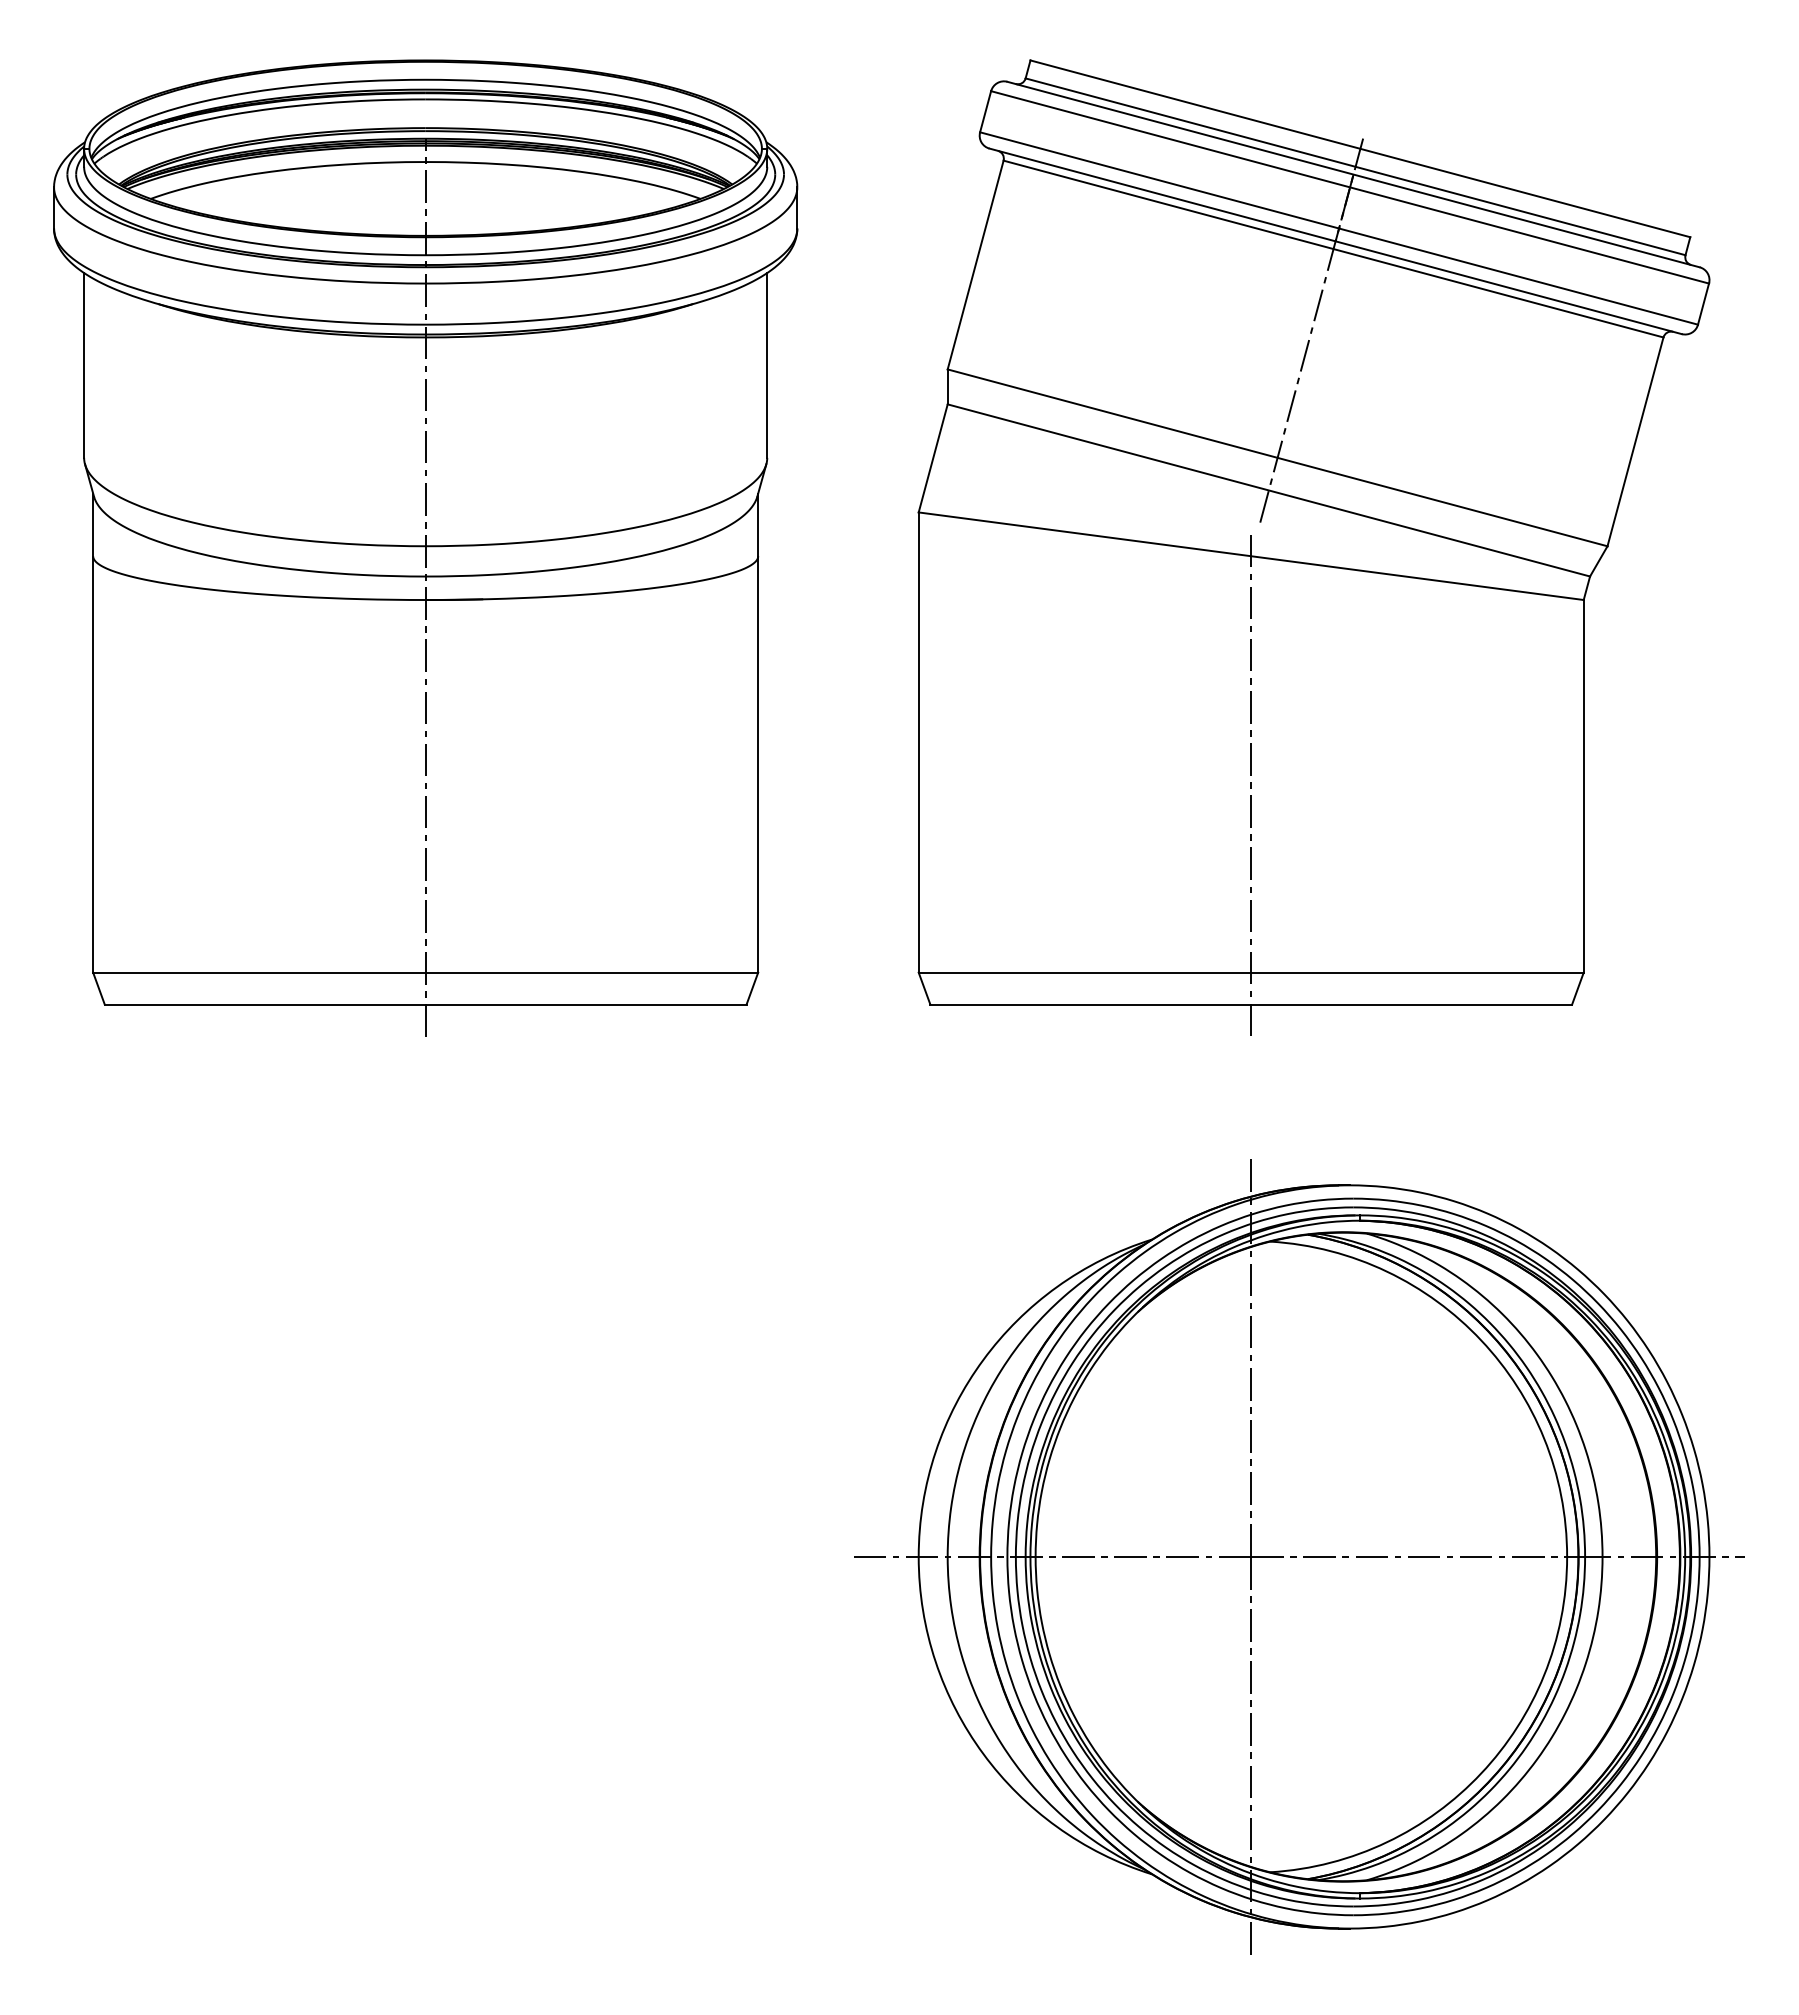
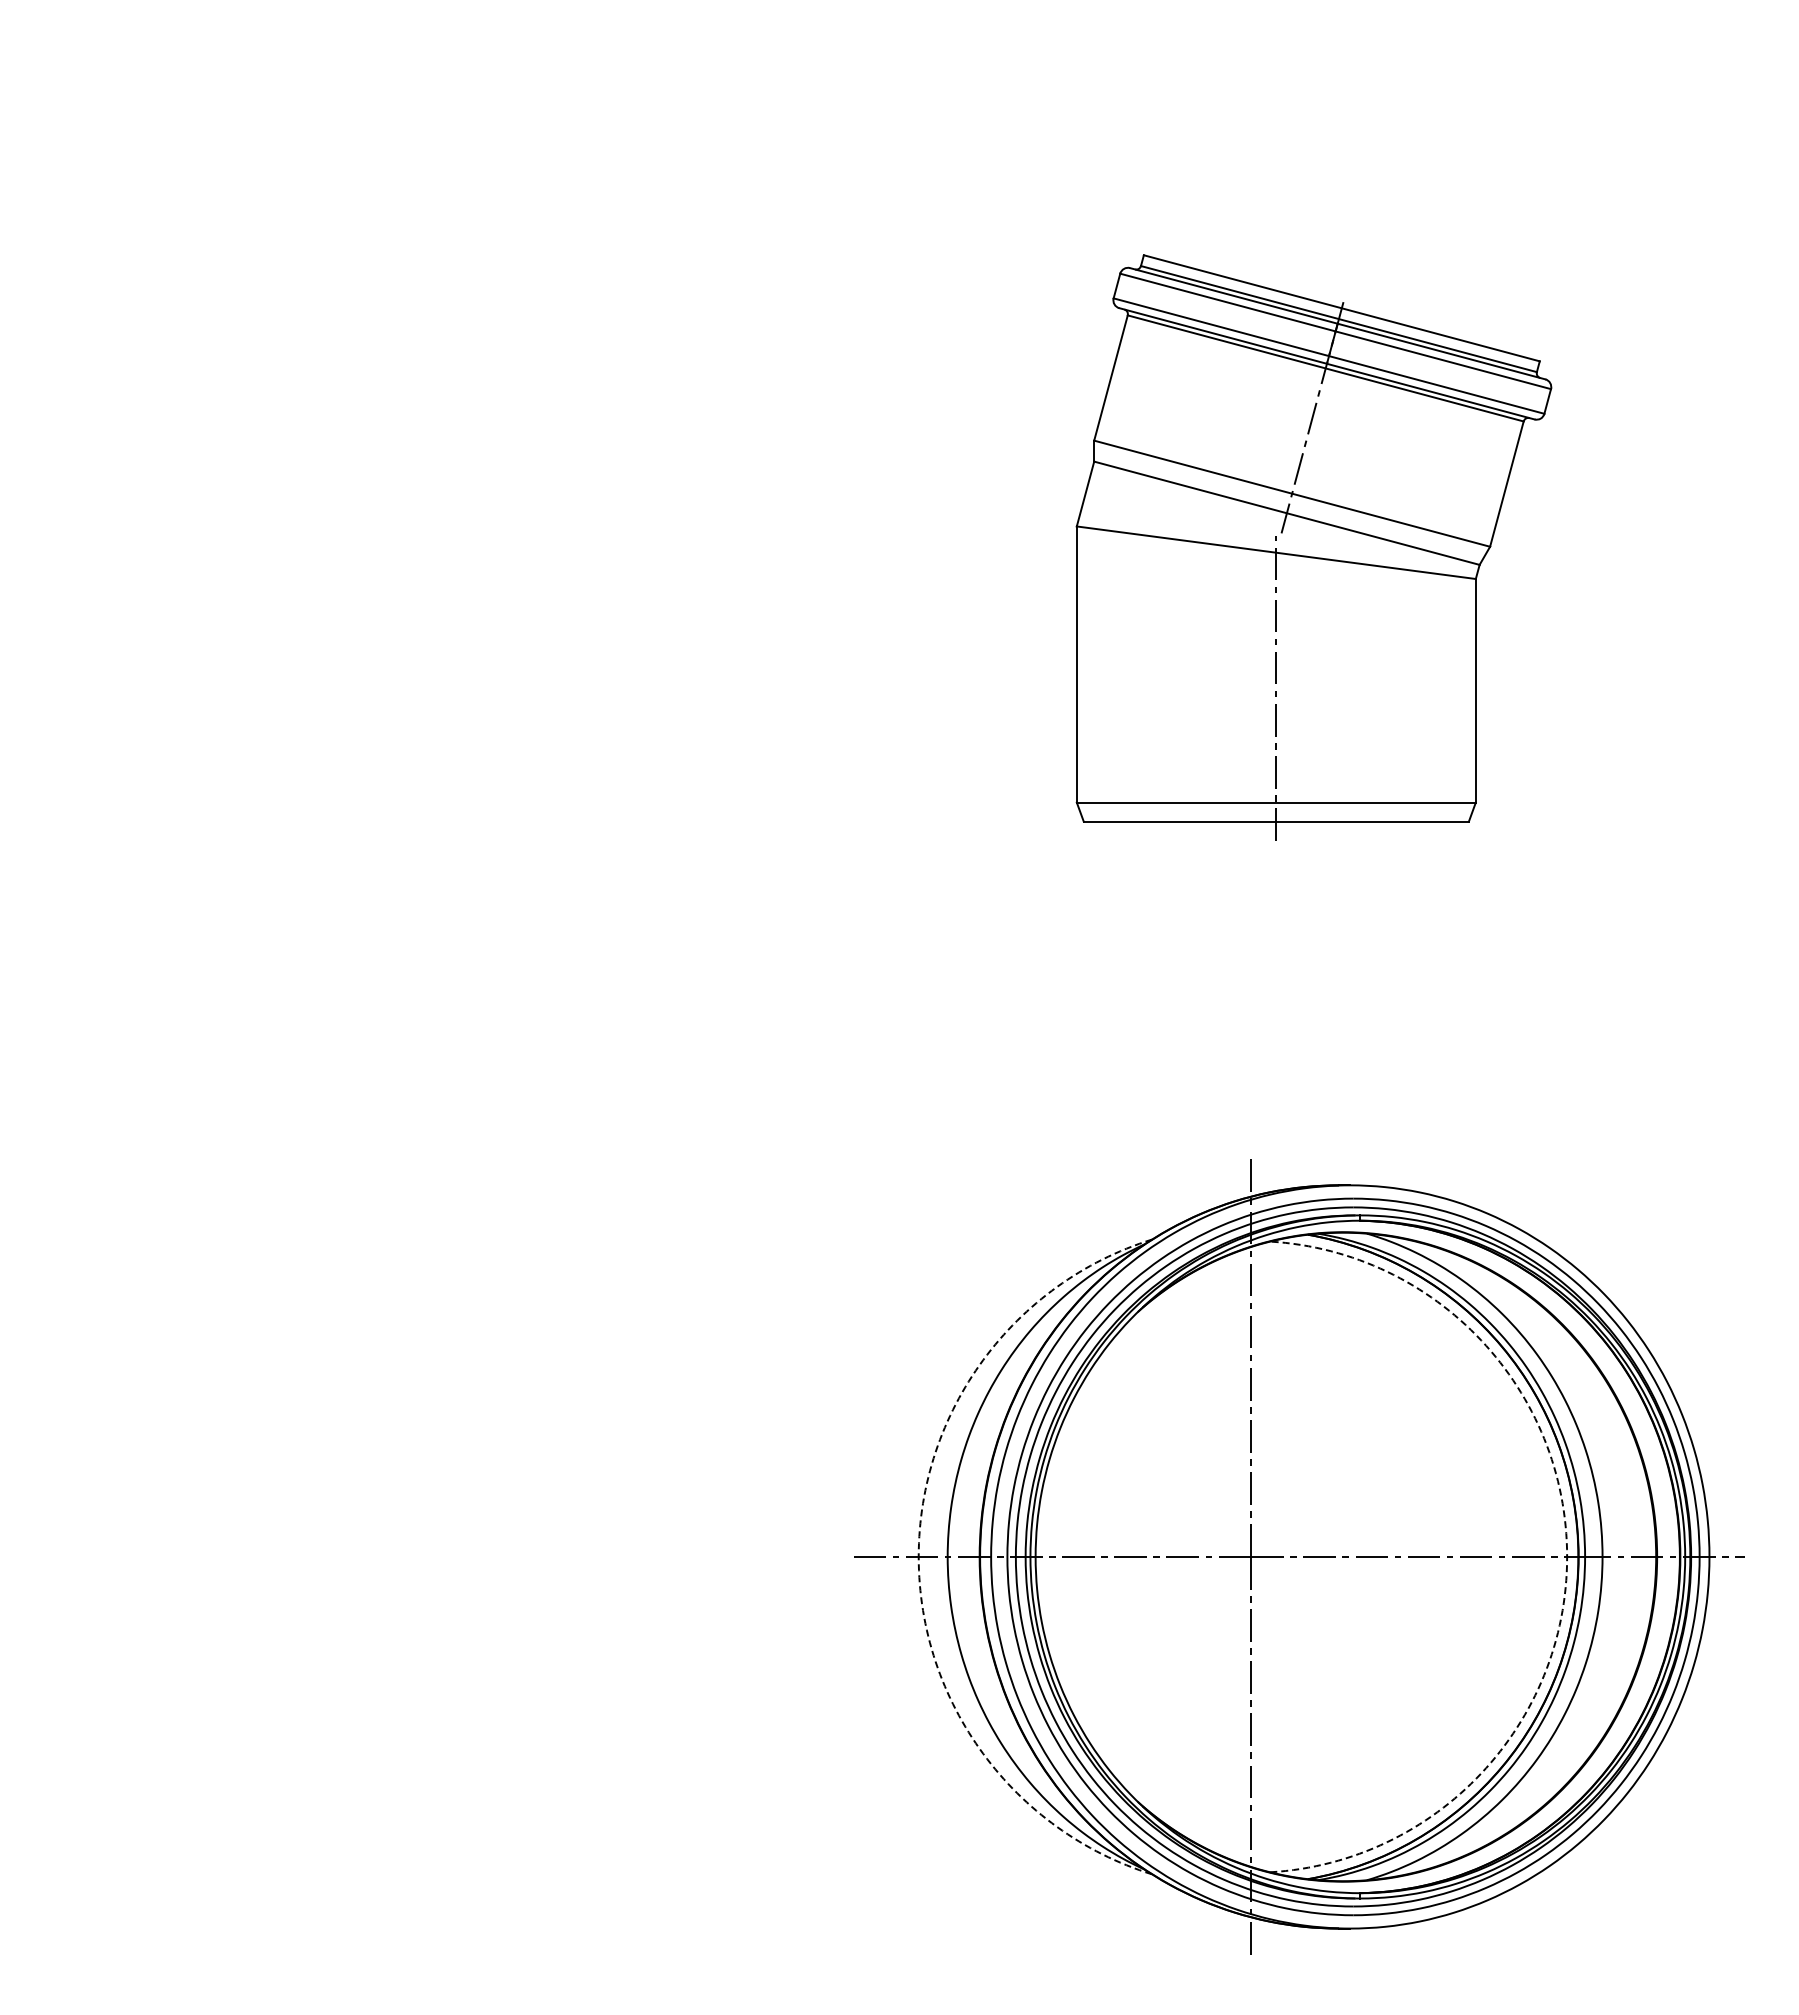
part: present -> none (425, 547)
part size: 794x977 px -> 478x587 px (1313, 547)
arc: solid -> dashed (918, 1556)
arc: solid -> dashed (1567, 1556)
